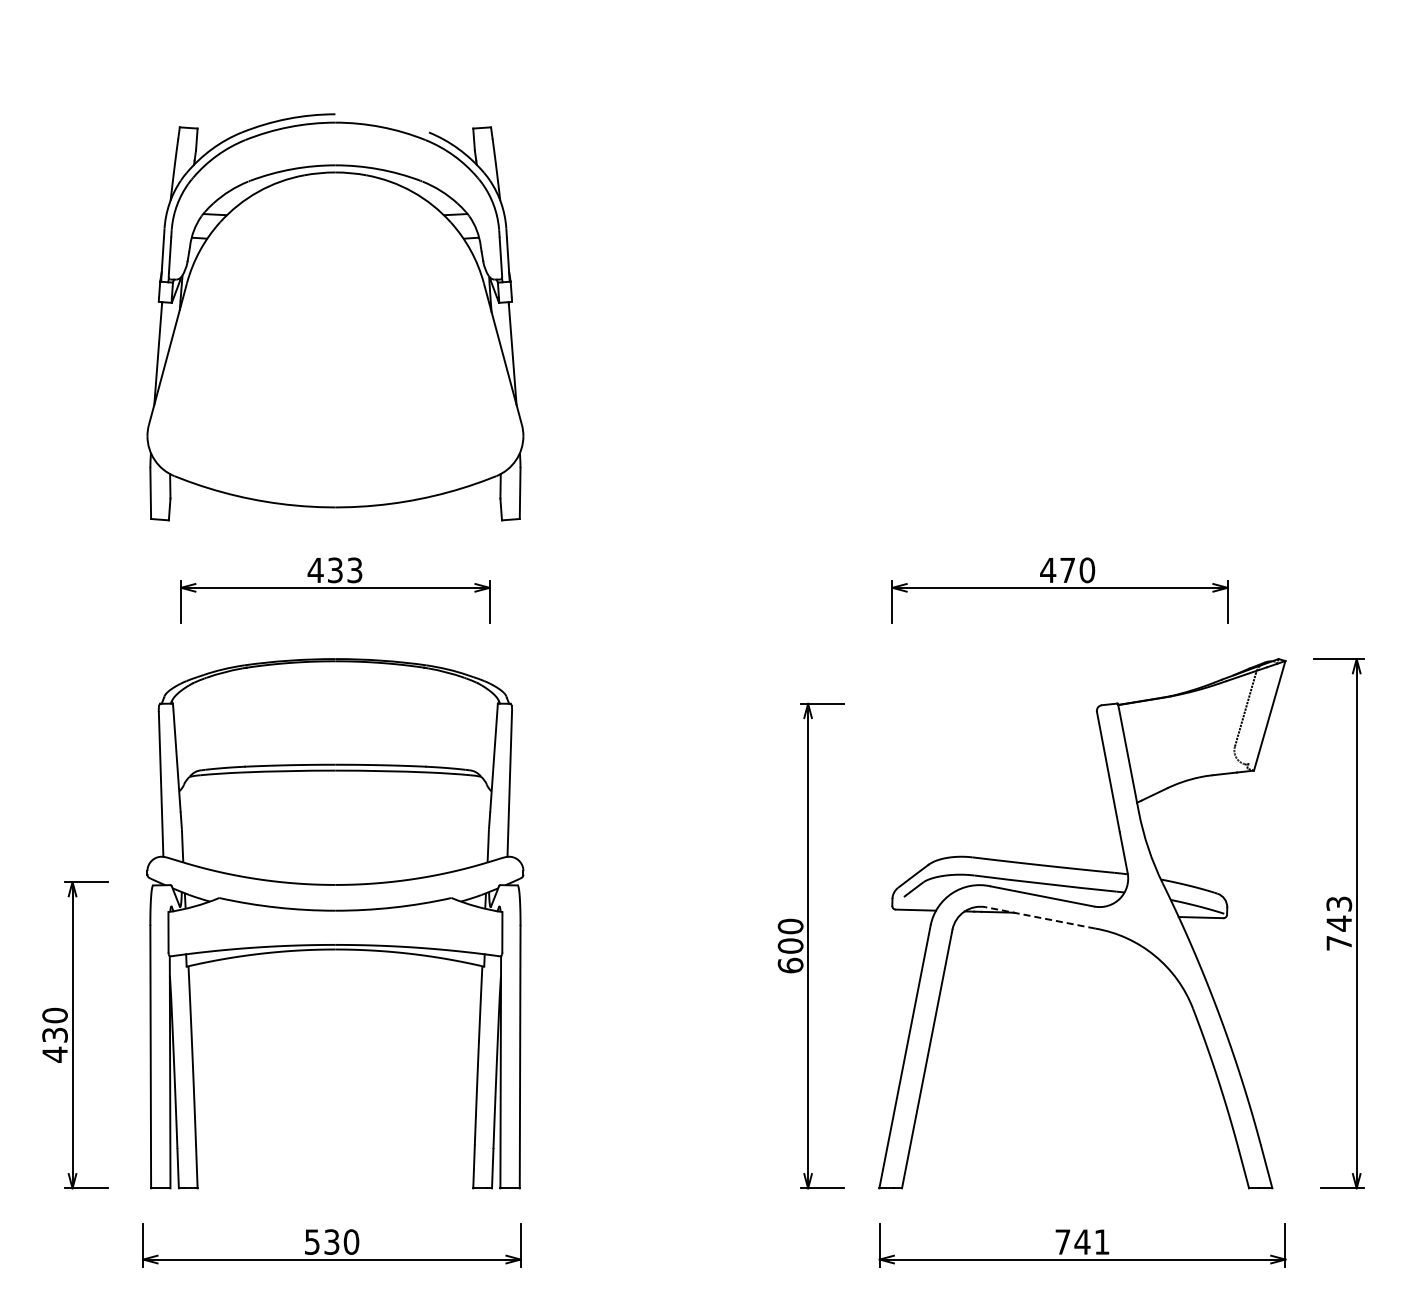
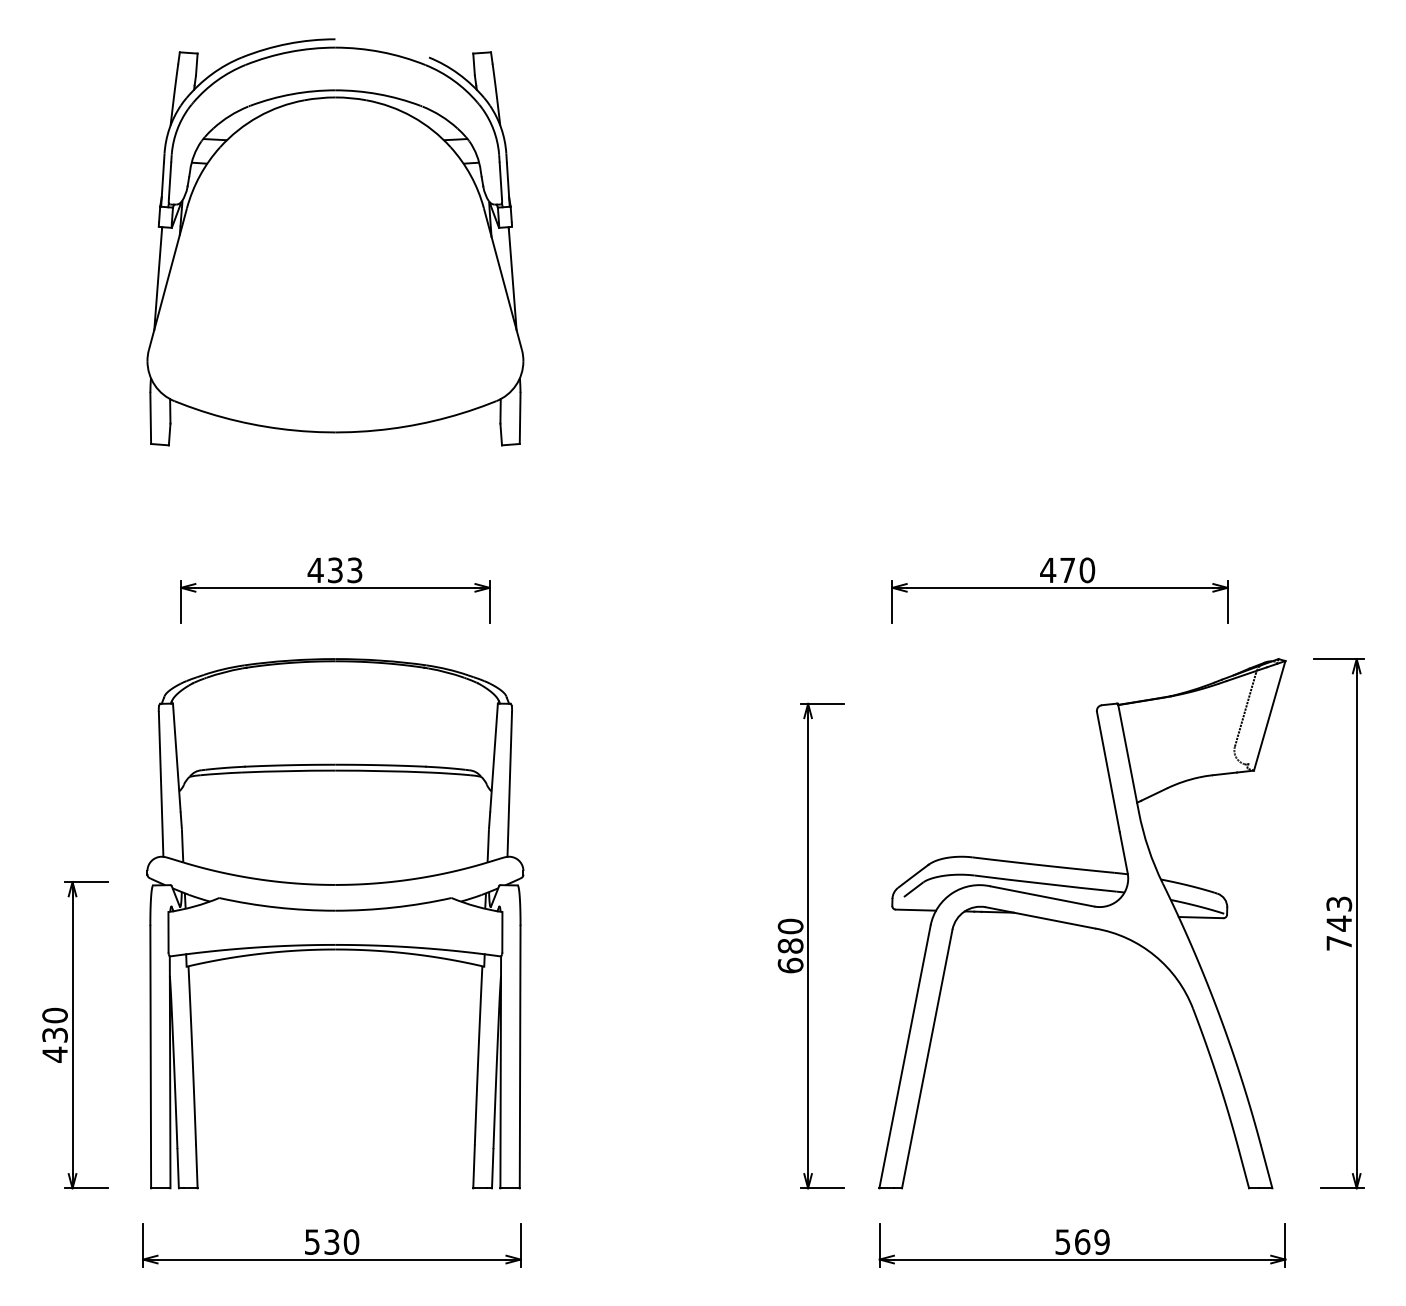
part position: (335, 317) -> (335, 242) (335, 242)
line: dashed -> solid (1040, 917)
text: 600 -> 680 (790, 945)
text: 741 -> 569 (1082, 1241)
